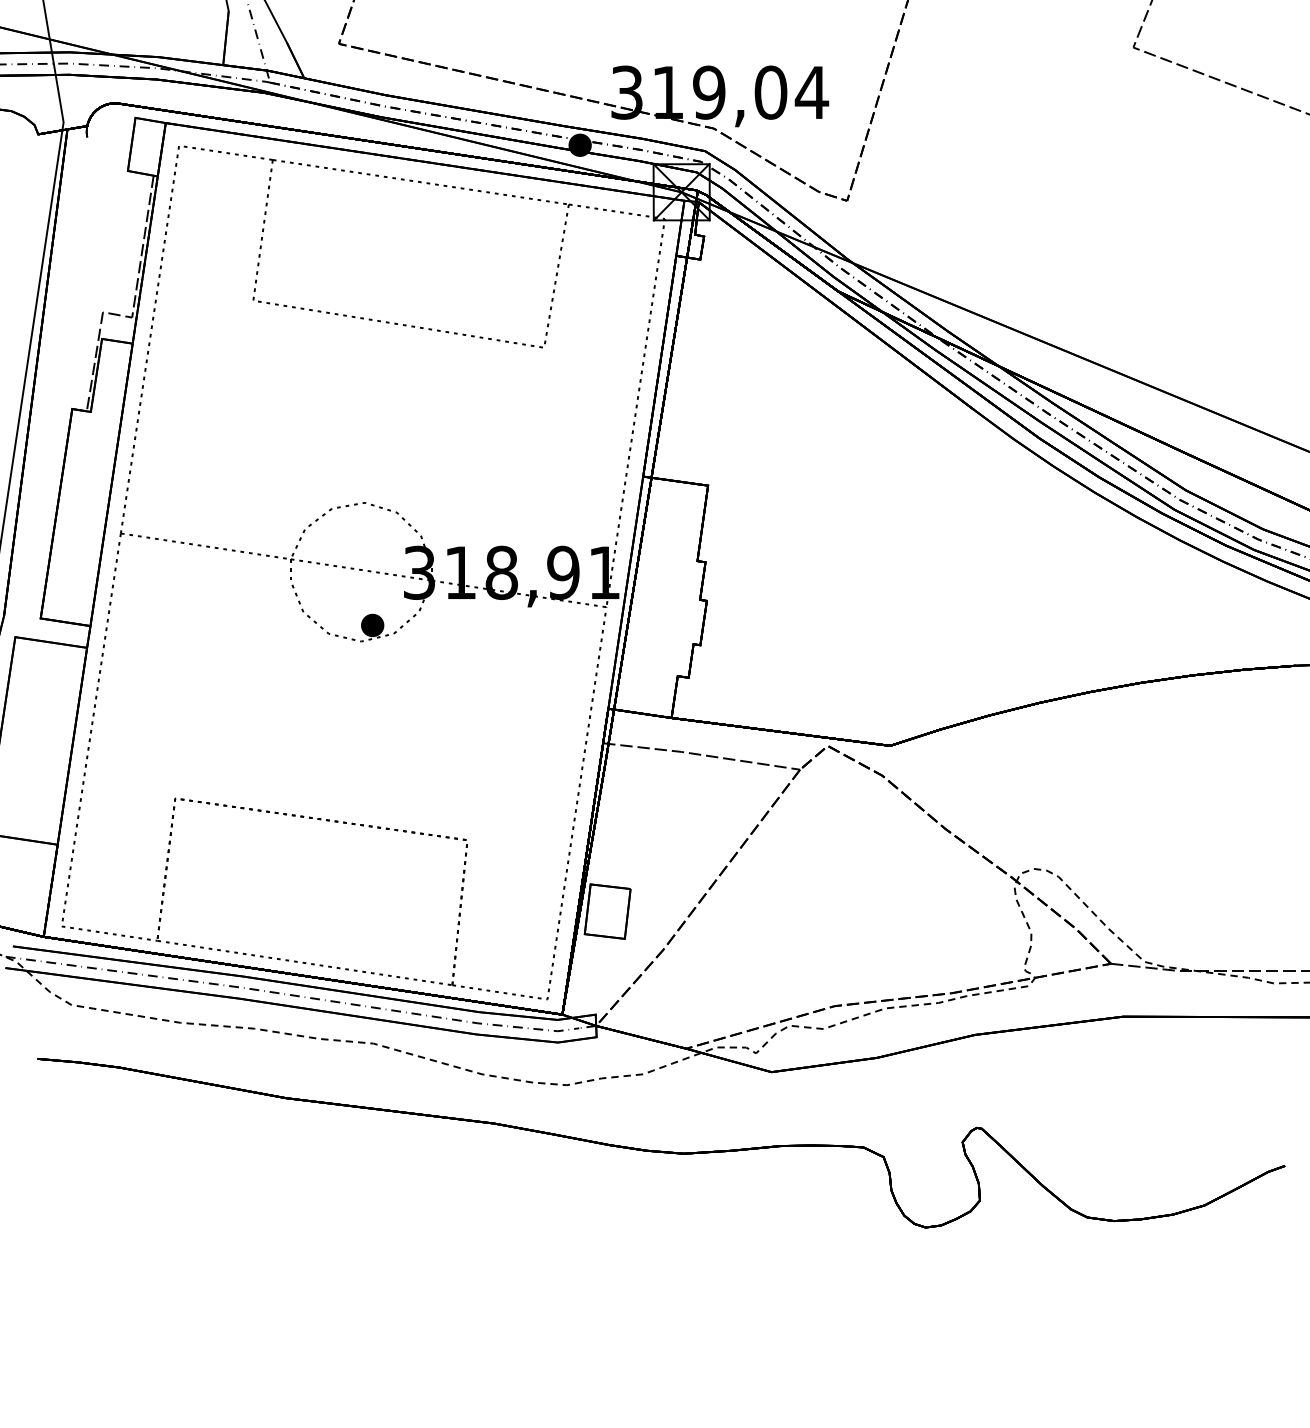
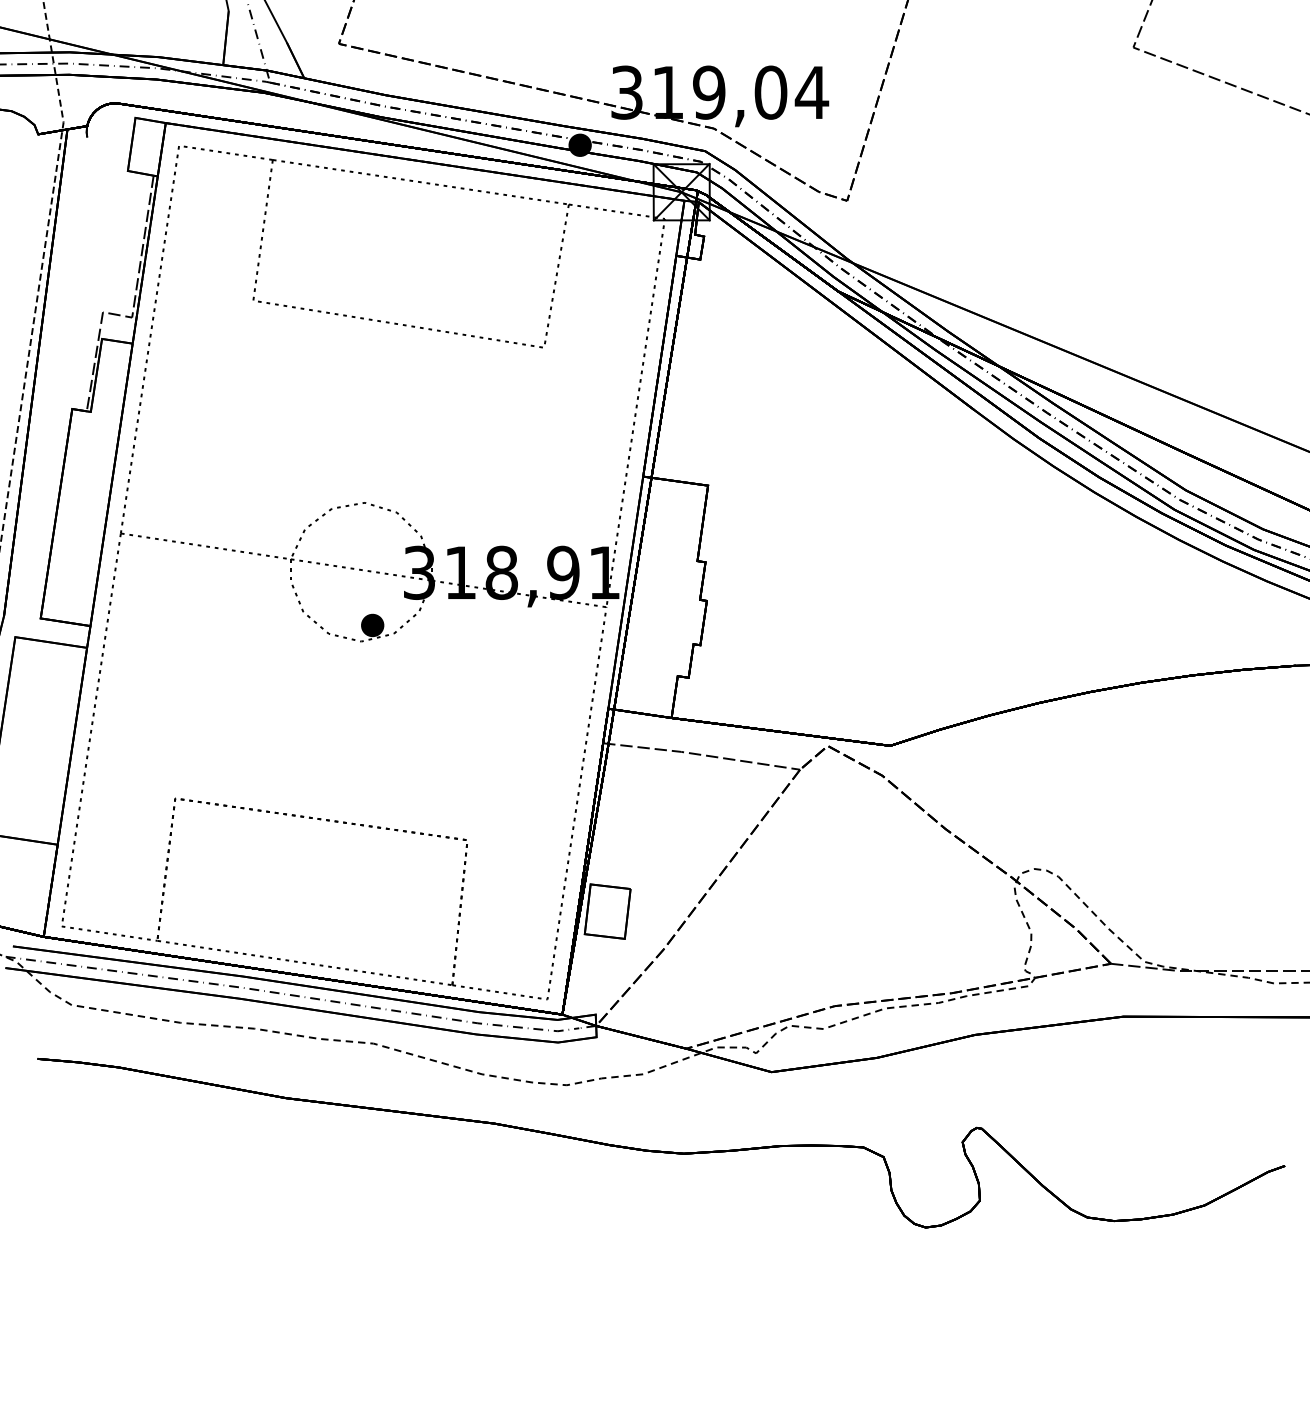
line: solid -> dashed (41, 273)
